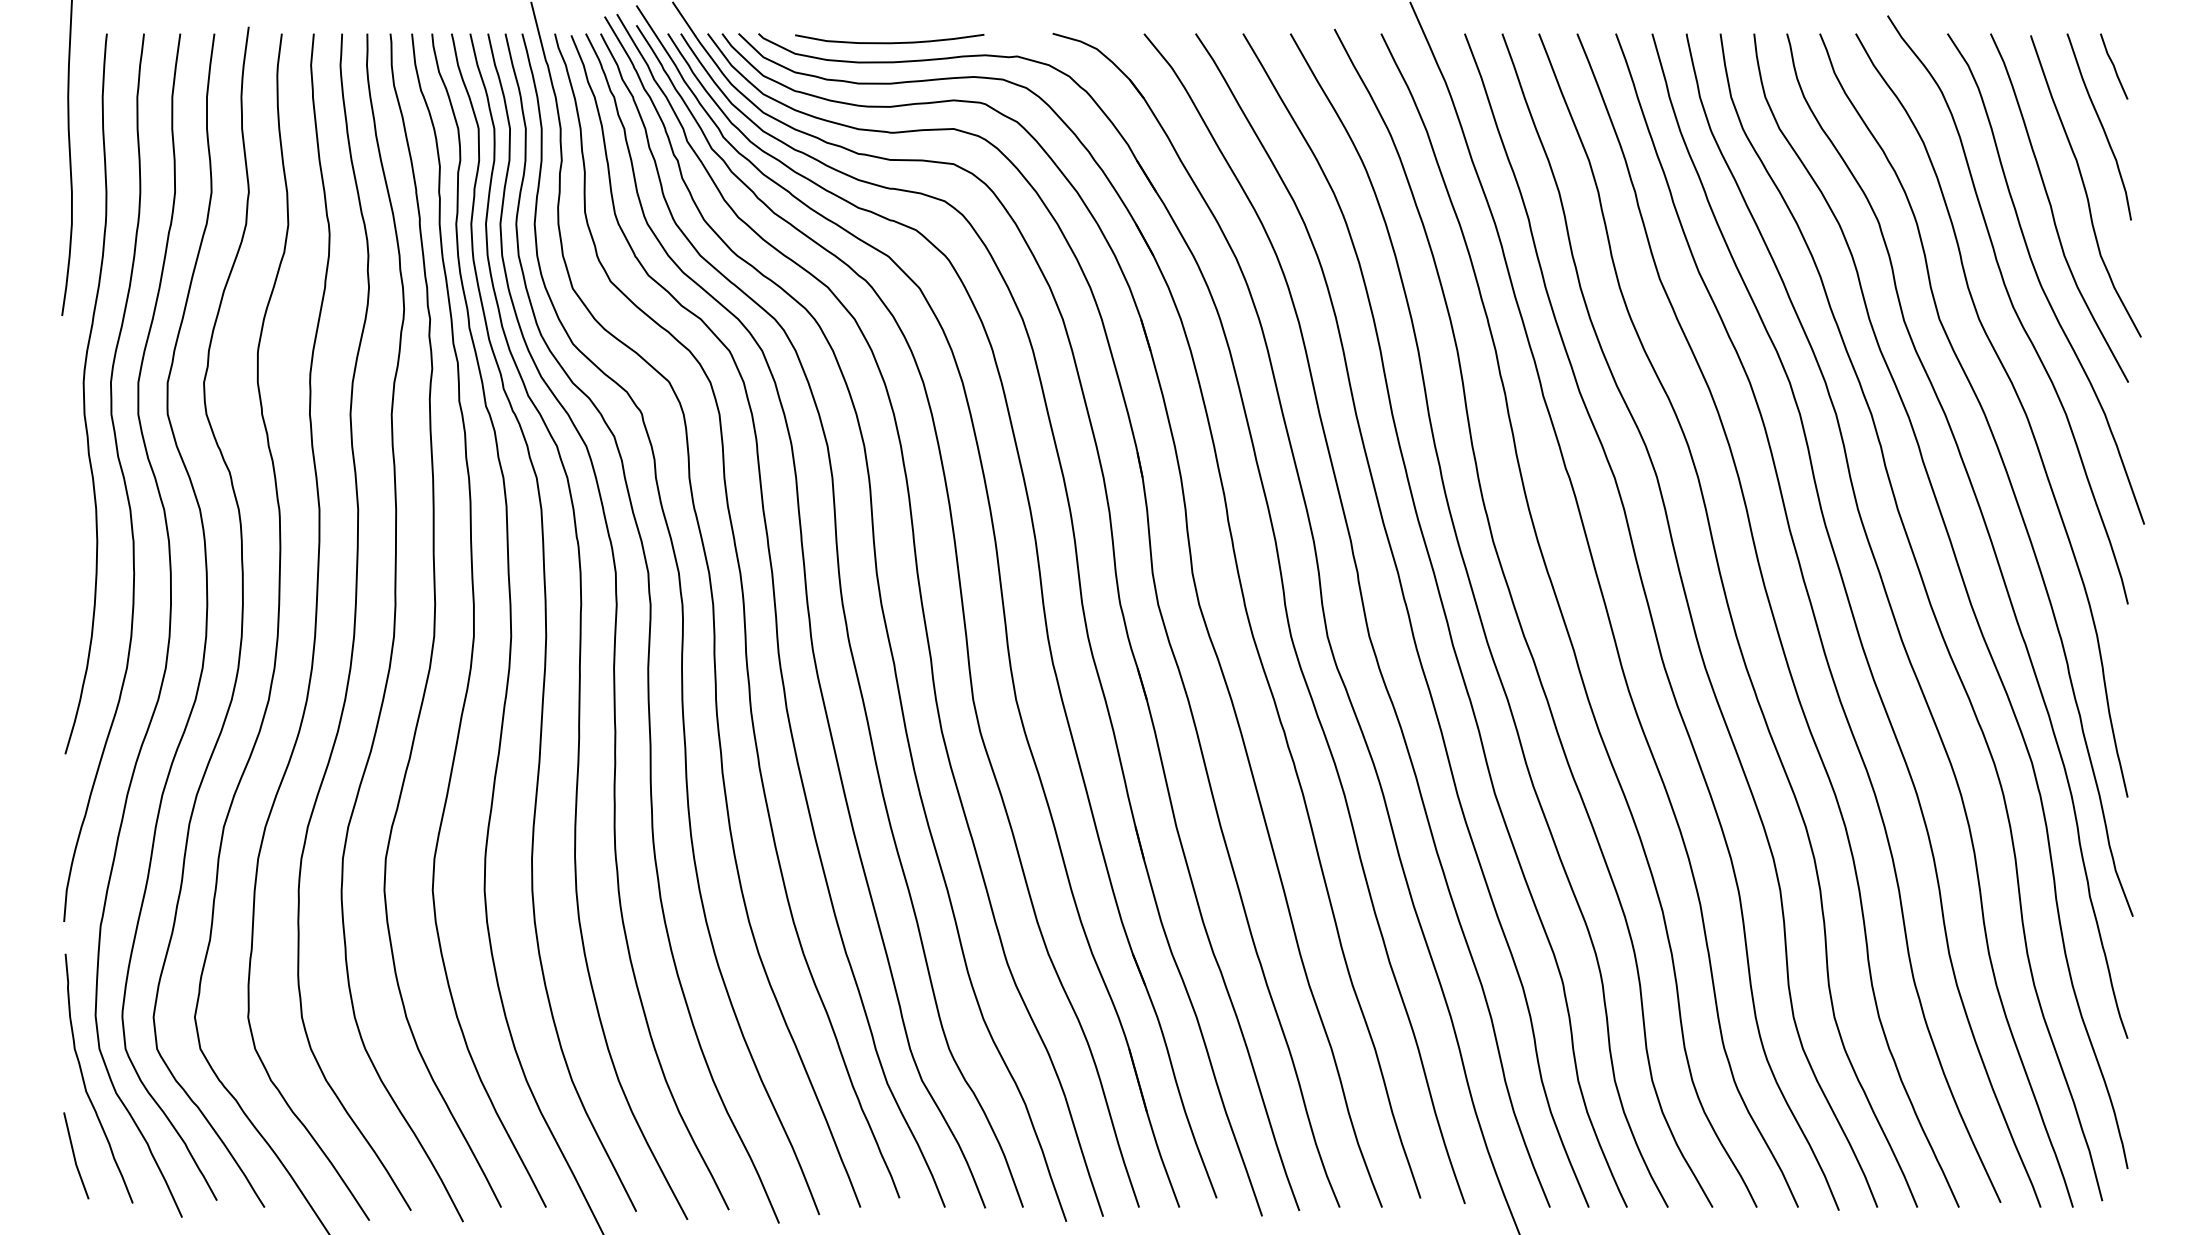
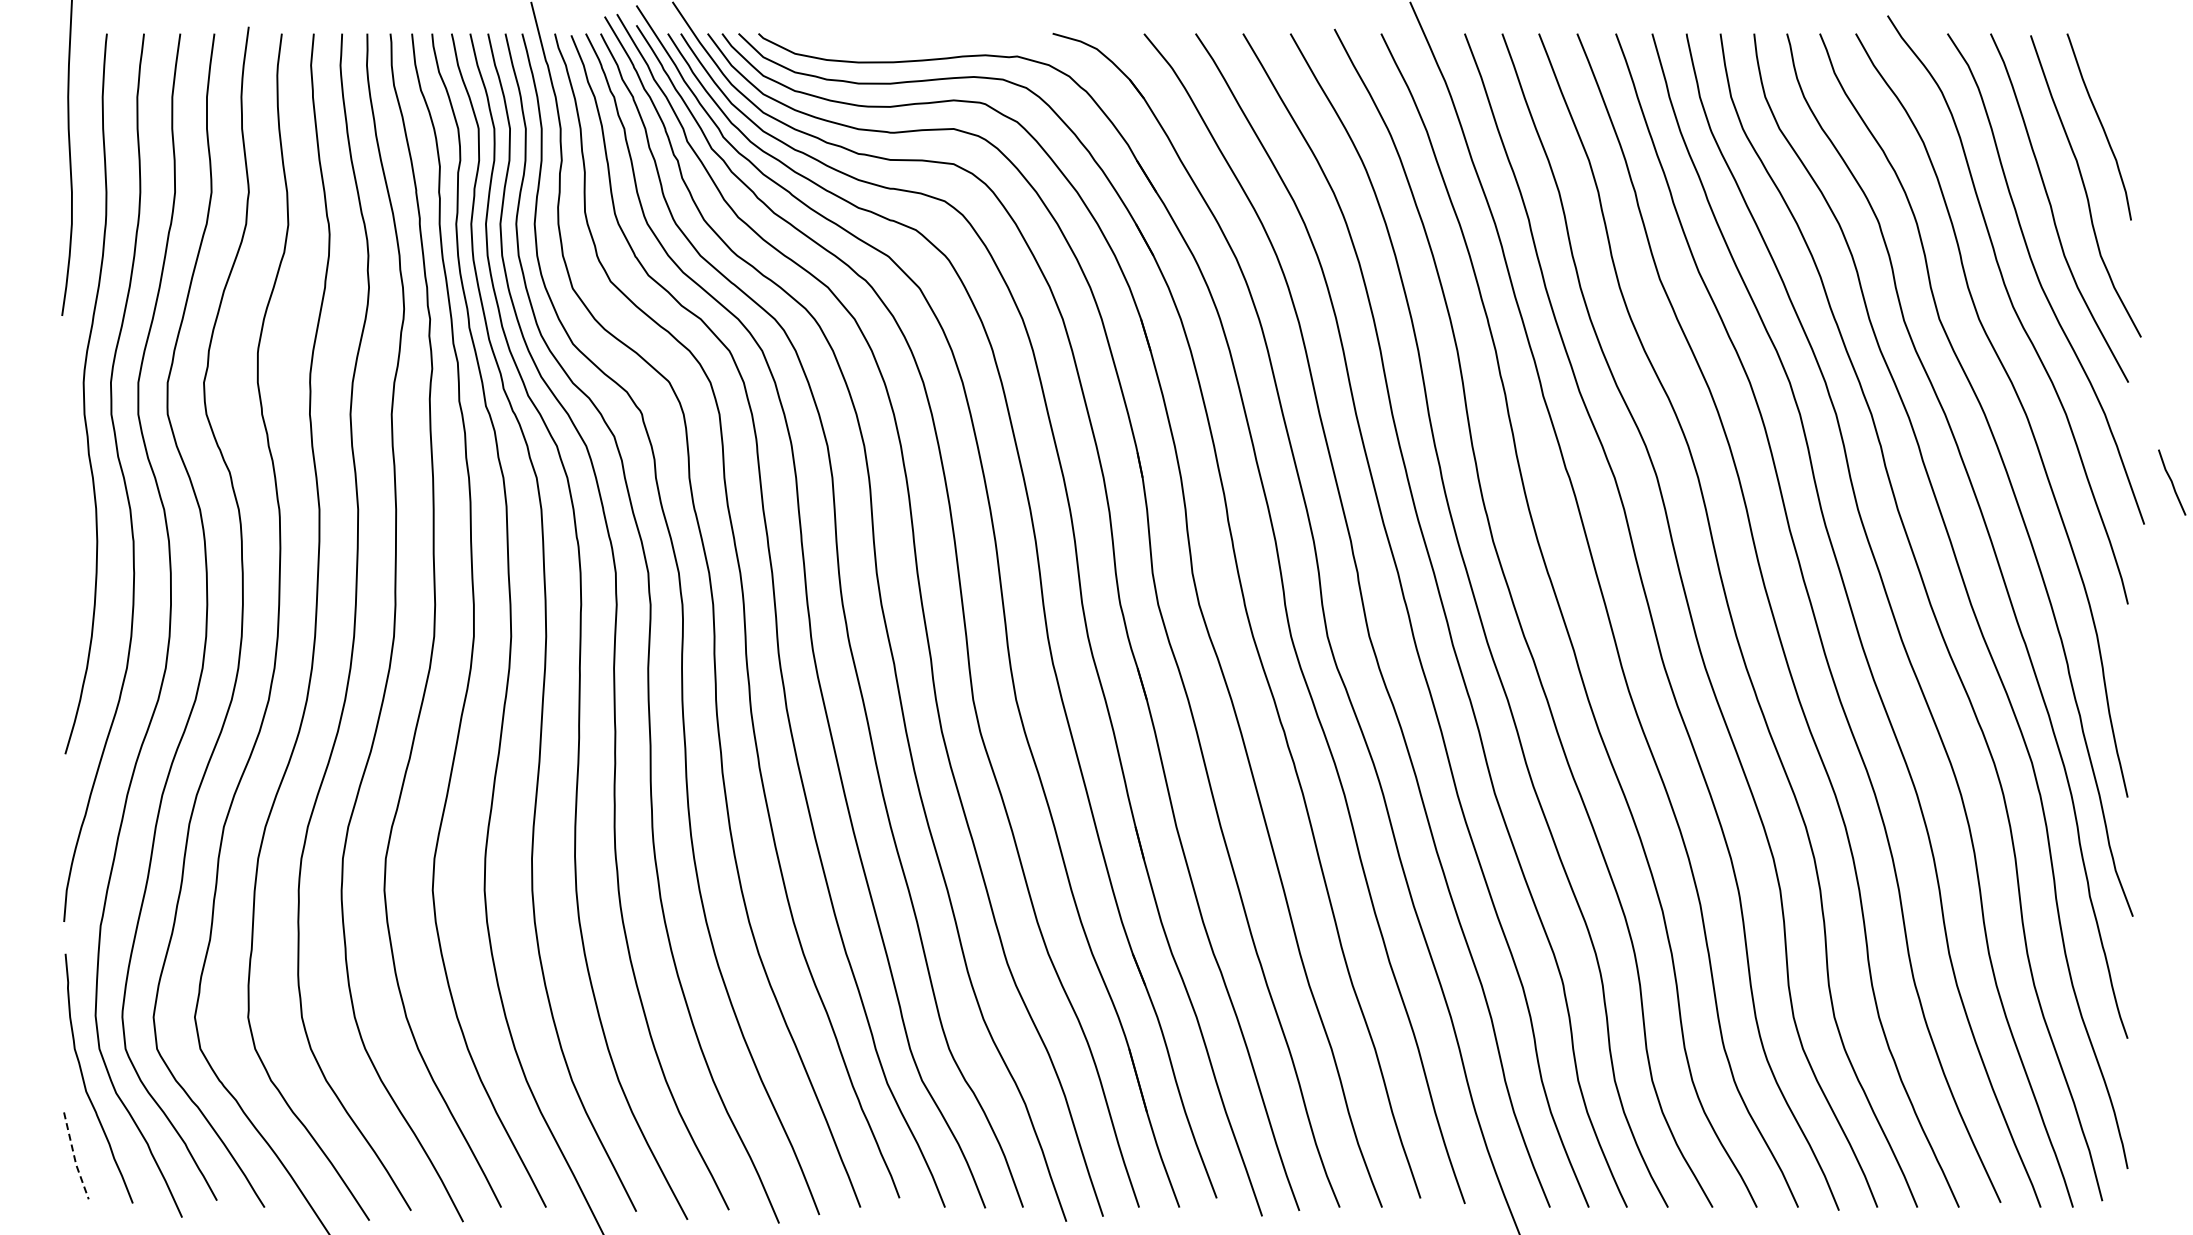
curve: present -> none (889, 42)
line position: (2114, 66) -> (2172, 482) (2172, 482)
line: solid -> dashed (74, 1157)
